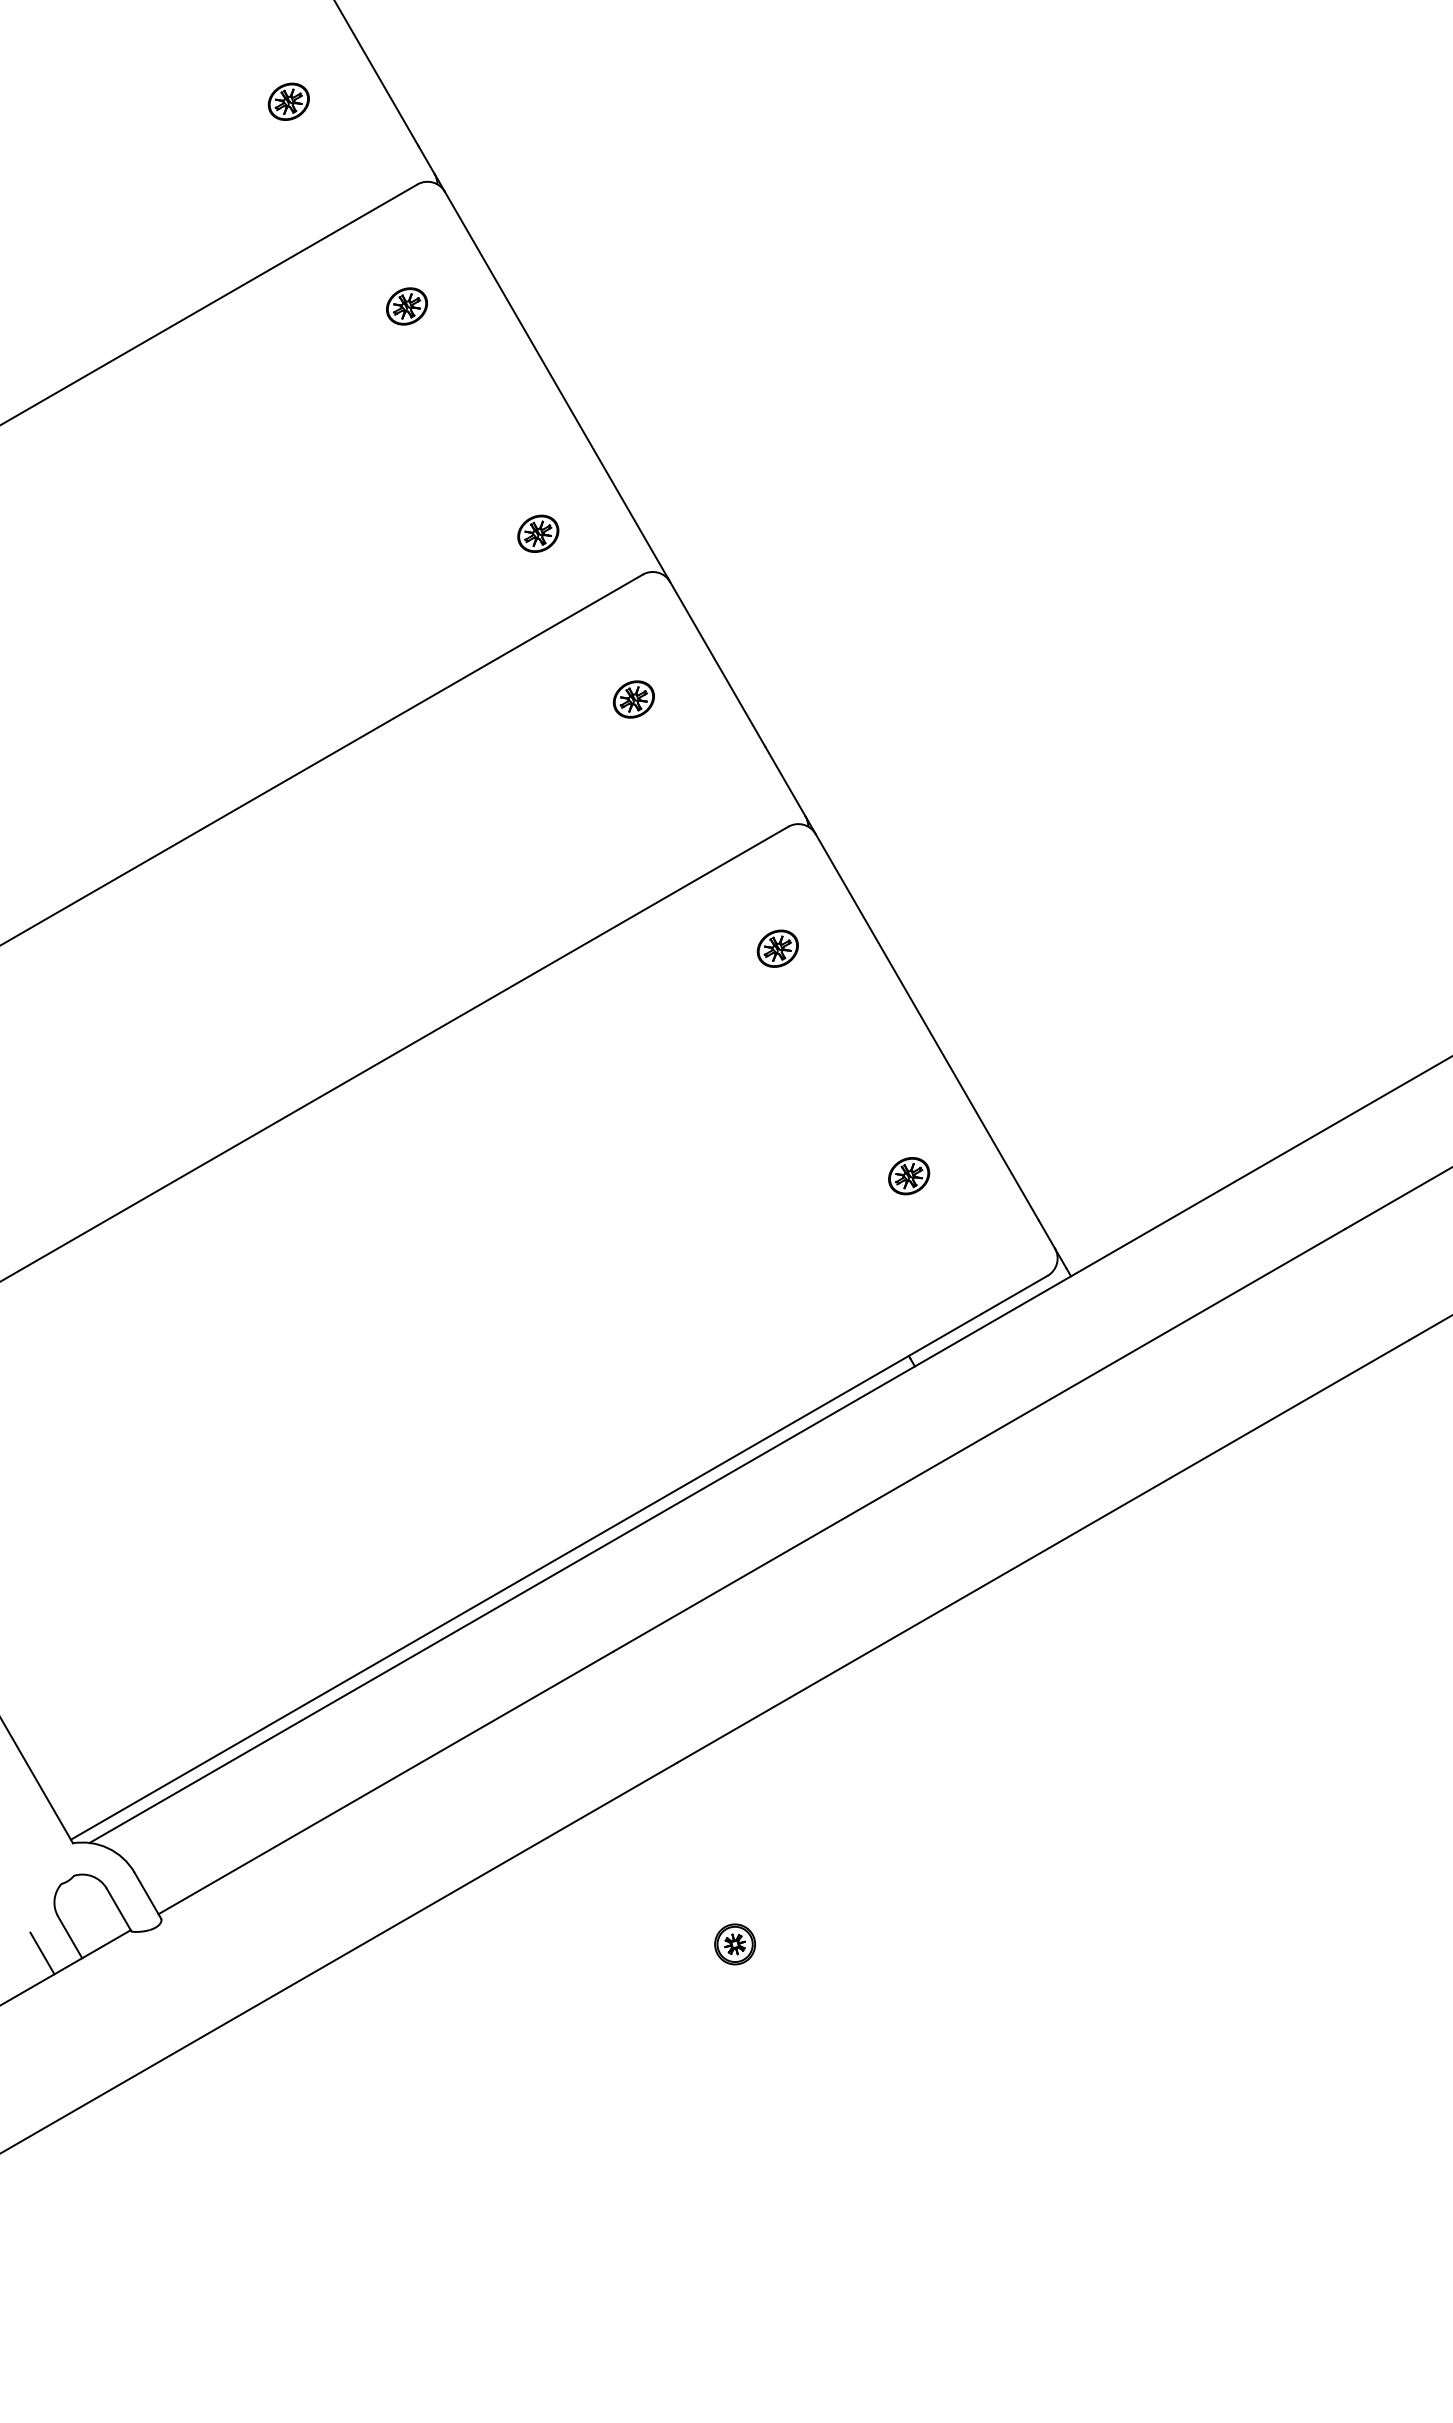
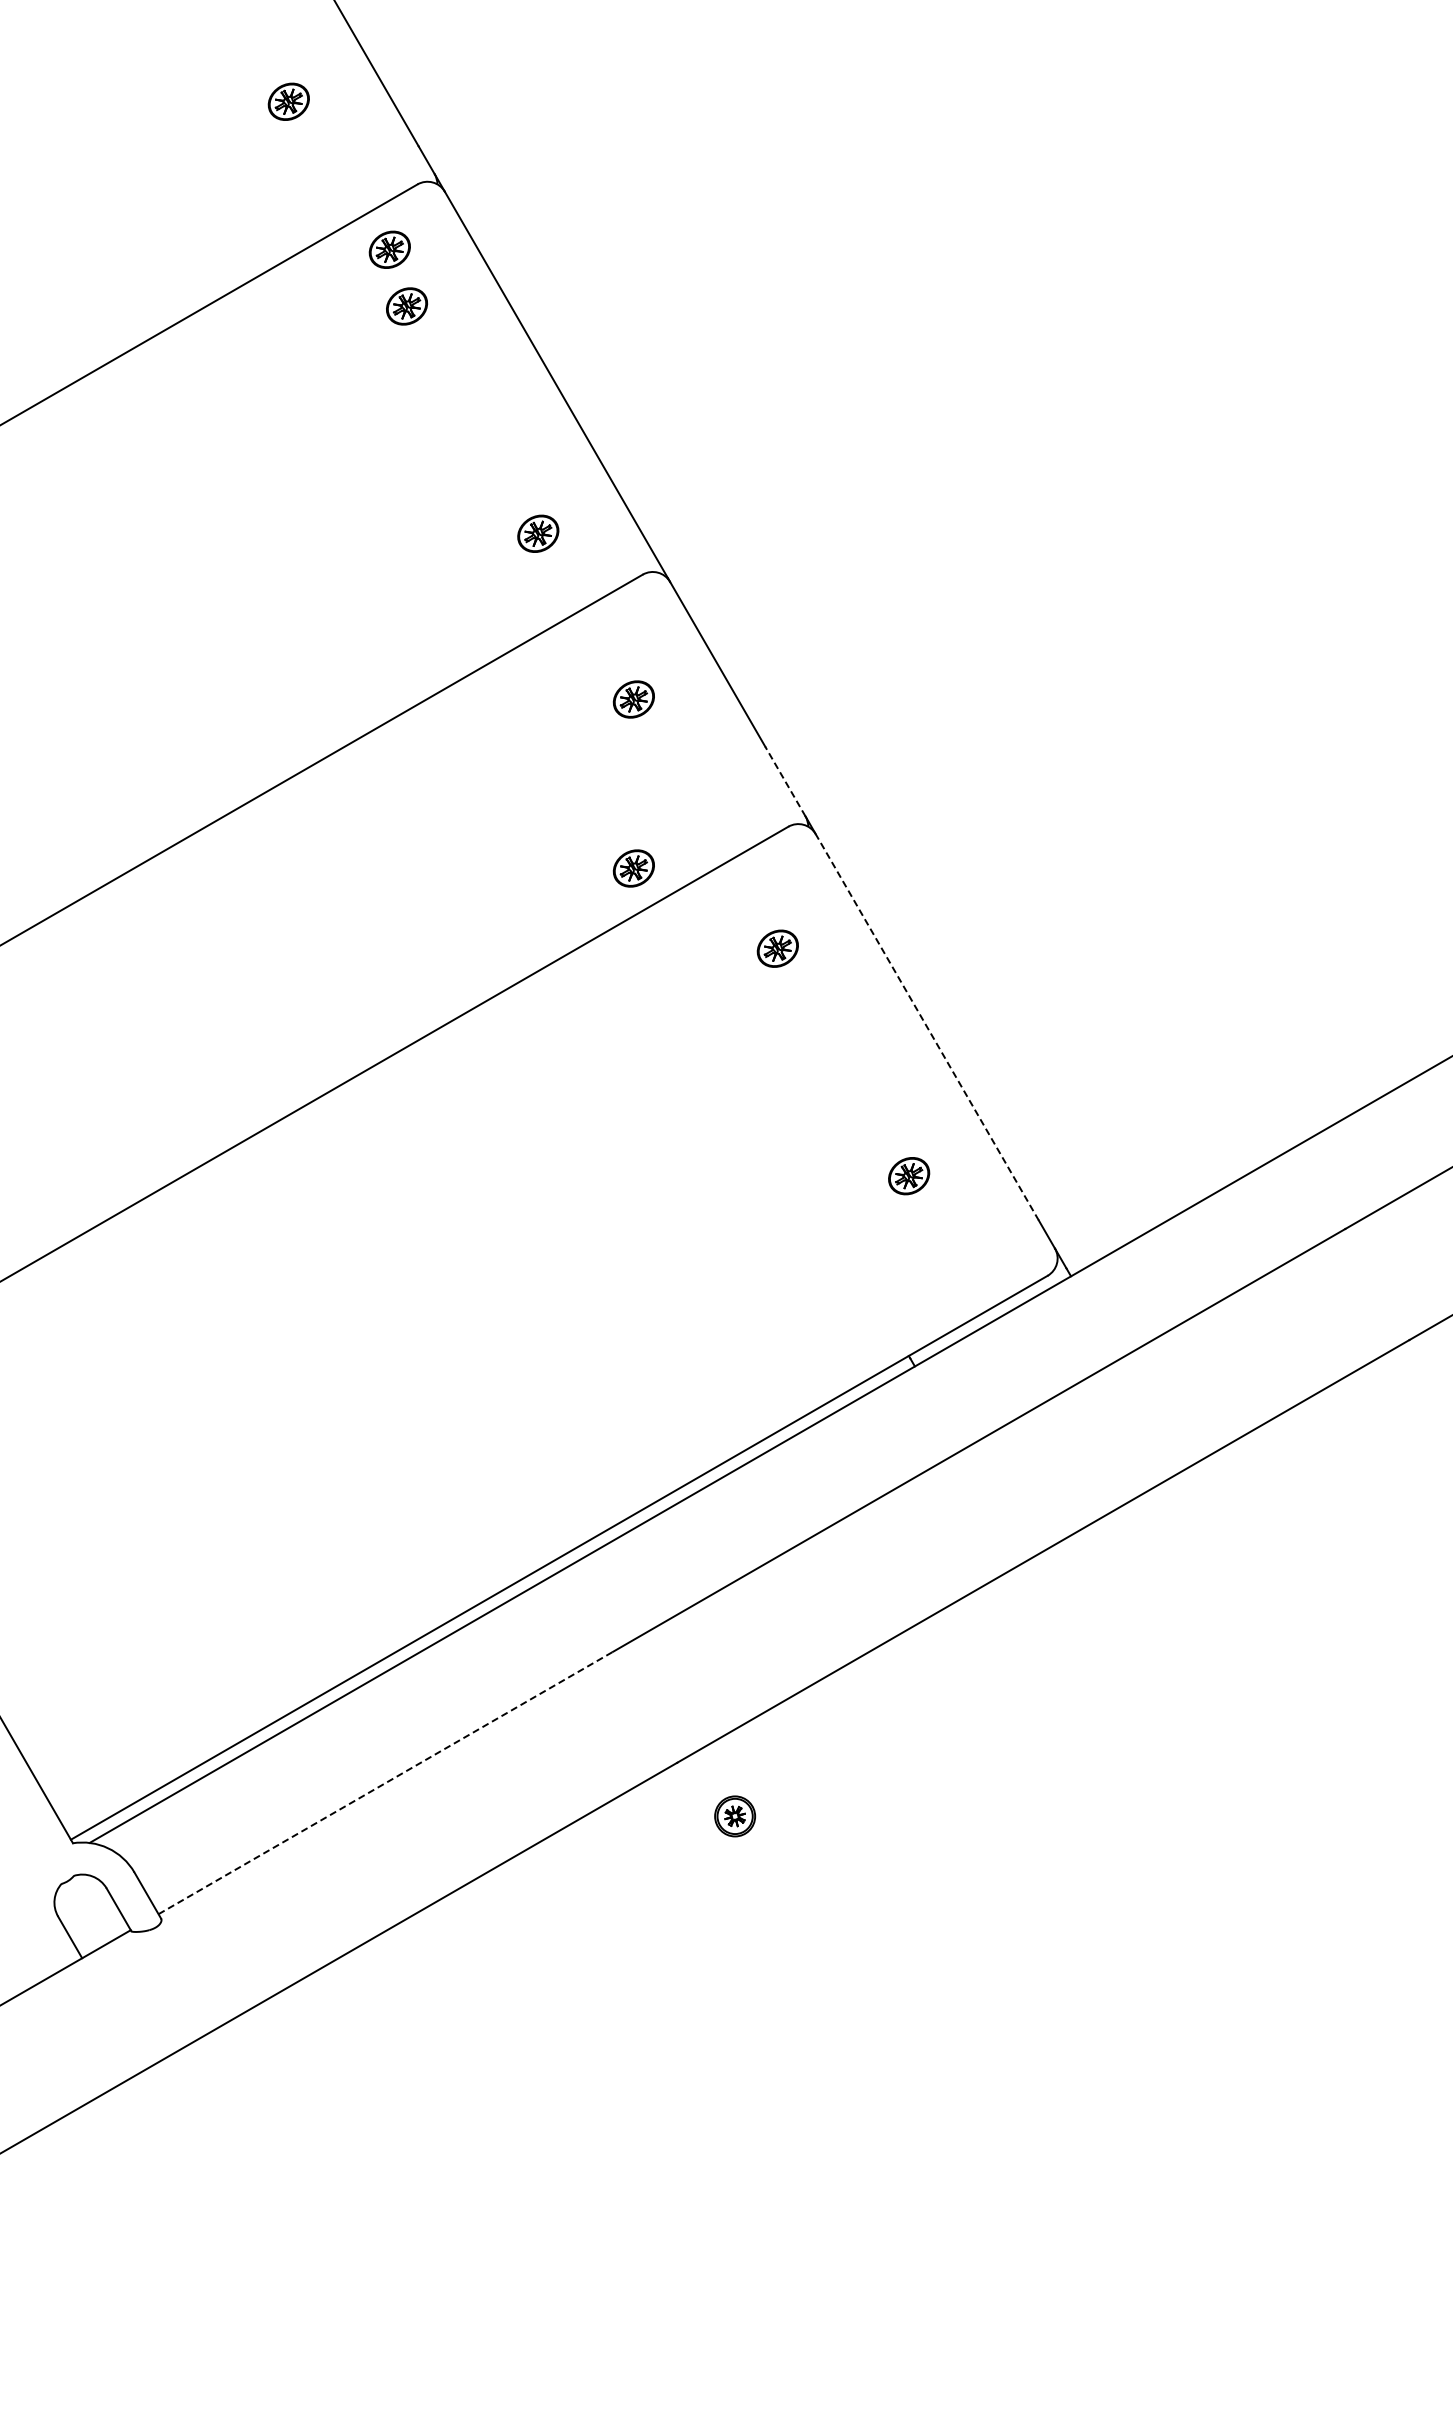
part: none -> present (389, 249)
line: solid -> dashed (785, 781)
part: none -> present (633, 868)
line: solid -> dashed (927, 1026)
line: solid -> dashed (386, 1782)
part position: (735, 1944) -> (735, 1816) (735, 1816)
line: present -> none (42, 1953)
